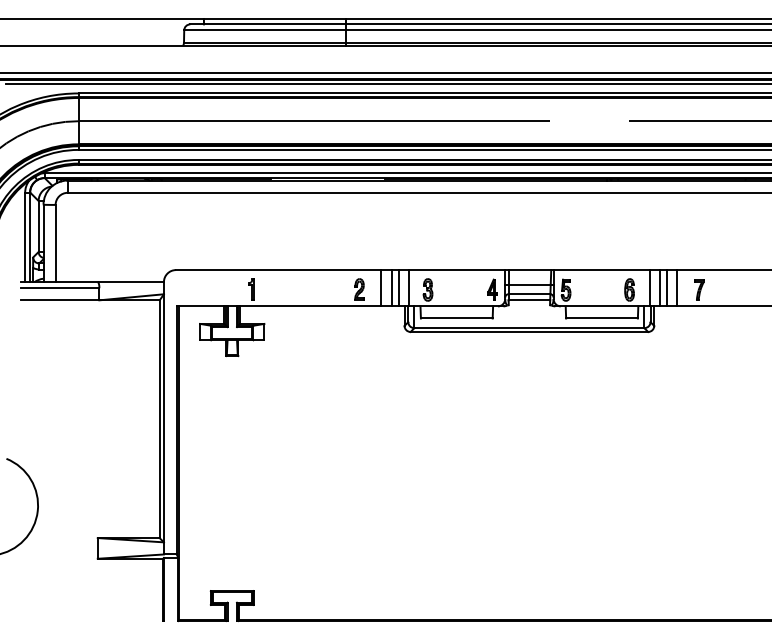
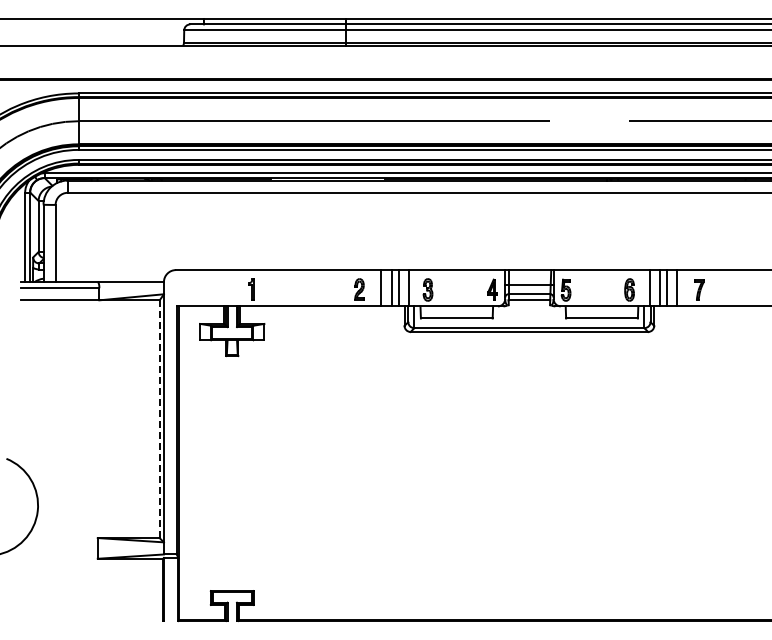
line: present -> none (385, 72)
line: present -> none (387, 83)
line: solid -> dashed (159, 419)
